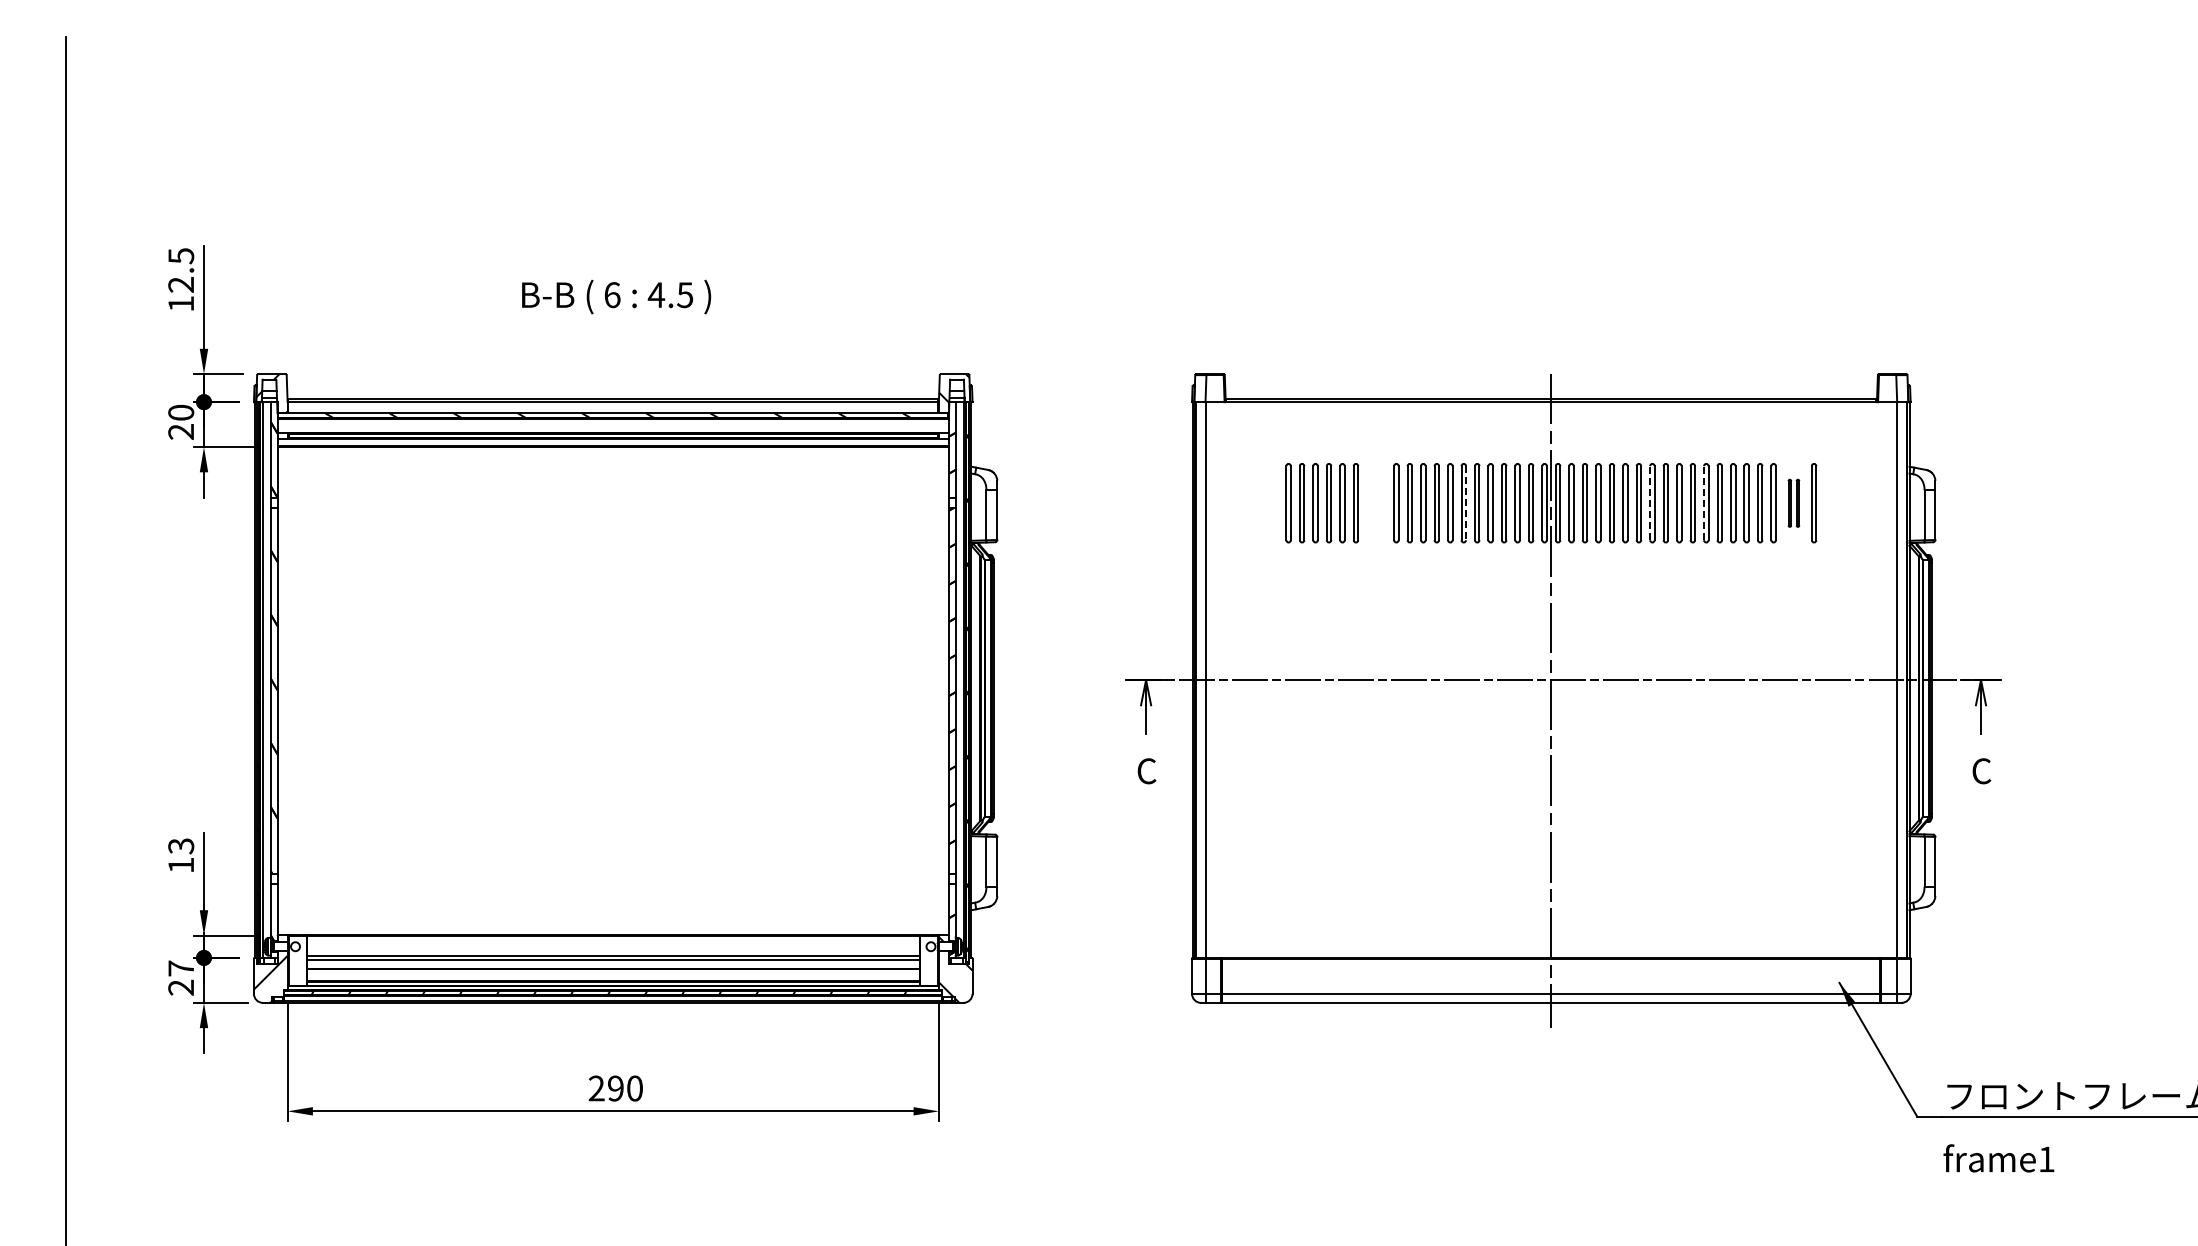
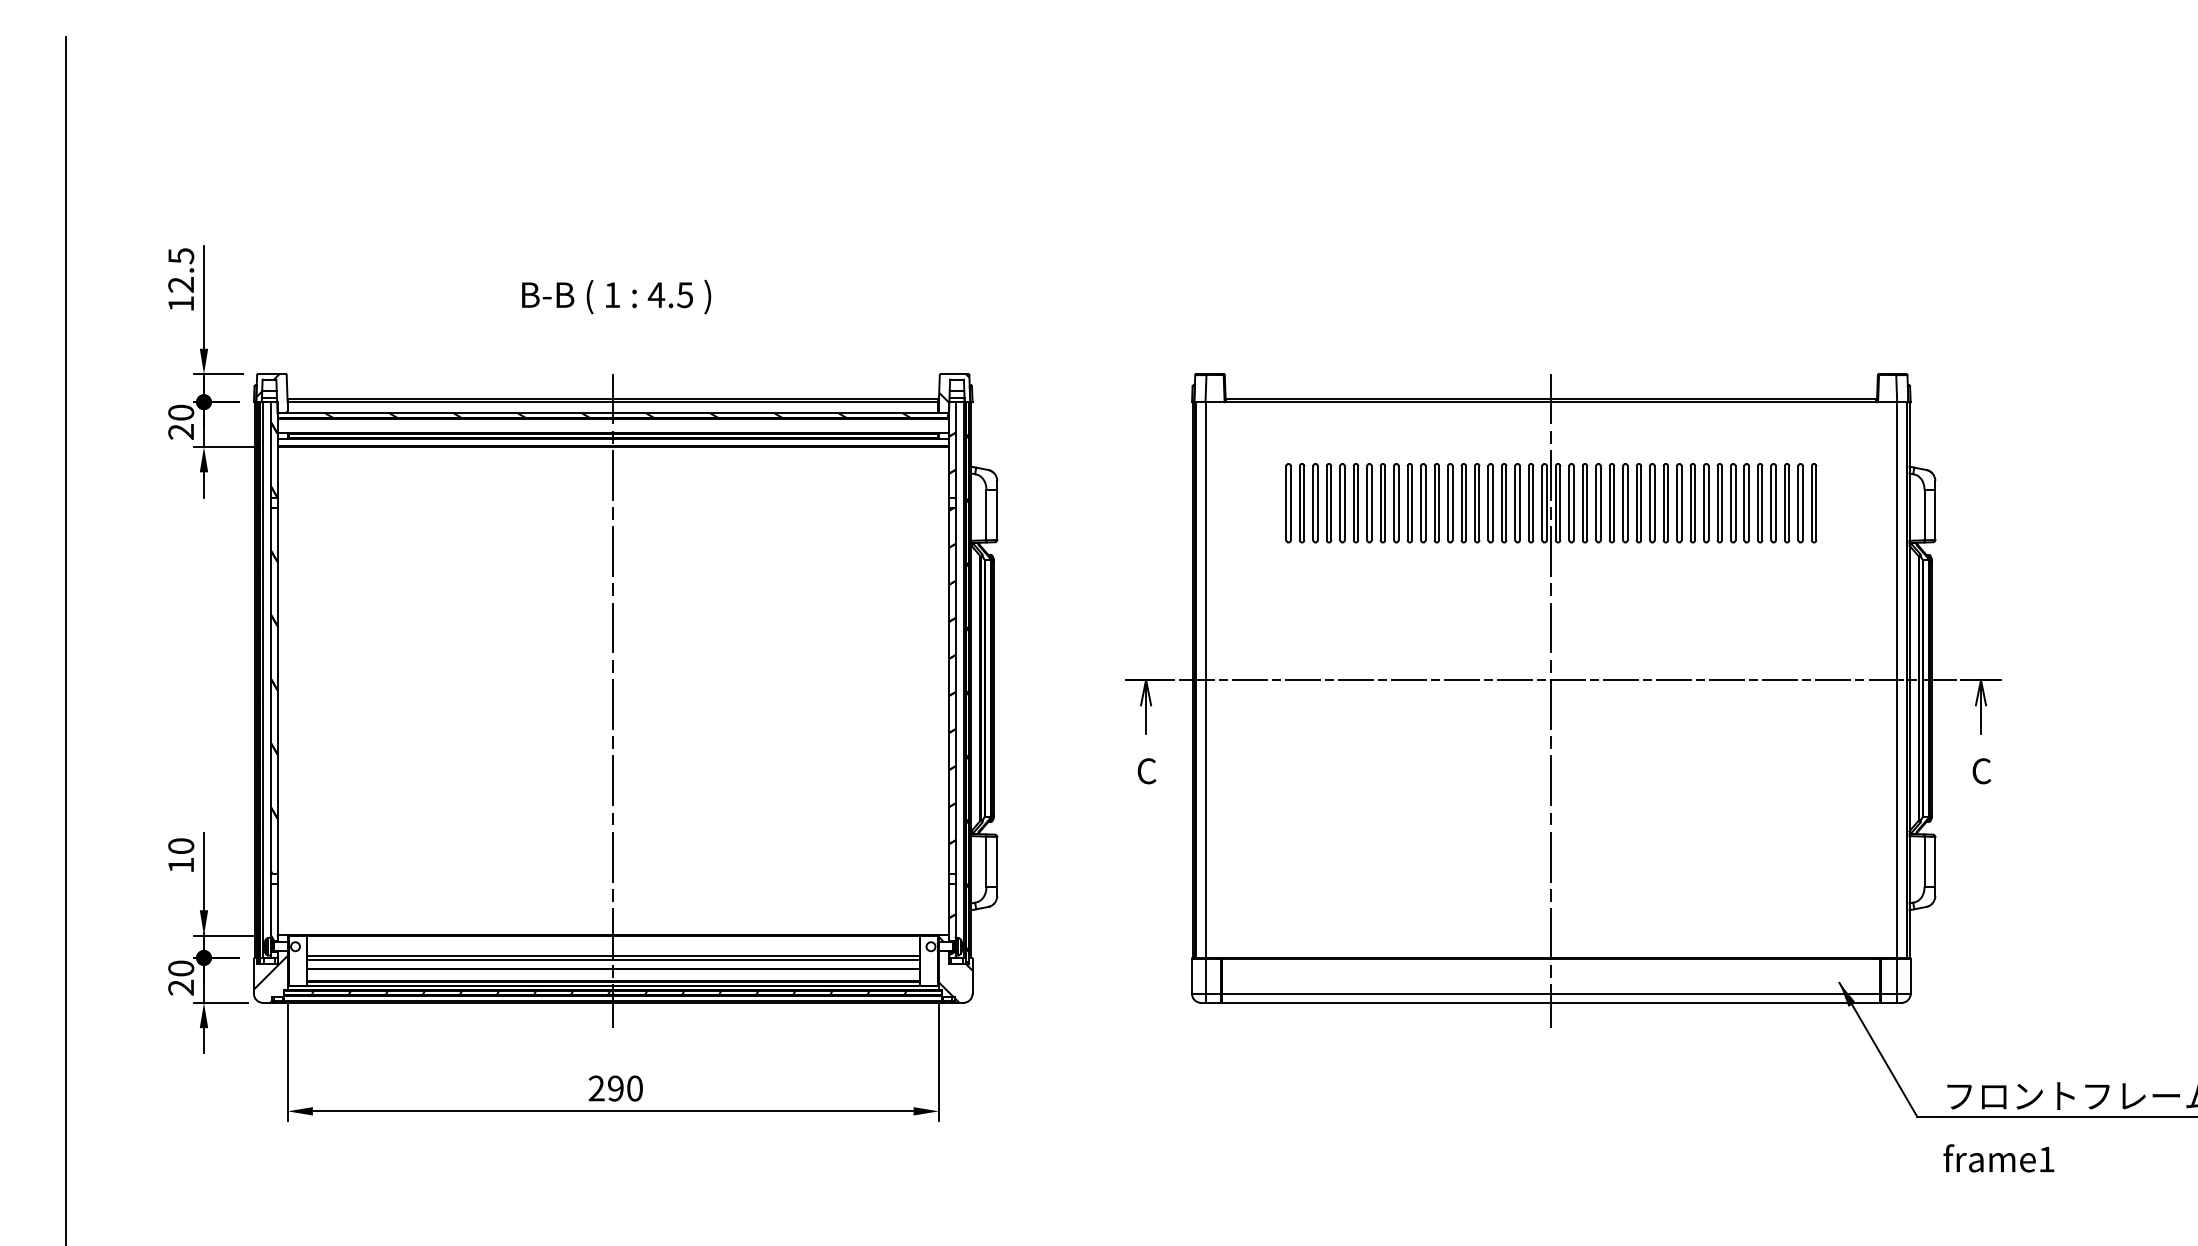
text: 6 -> 1 (612, 295)
line: dashed -> solid (1650, 502)
line: dashed -> solid (1704, 502)
part size: 14x50 px -> 20x81 px (1793, 503)
part: none -> present (1375, 503)
line: dashed -> solid (1466, 503)
line: none -> present (613, 700)
text: 13 -> 10 (181, 846)
text: 27 -> 20 (181, 968)
